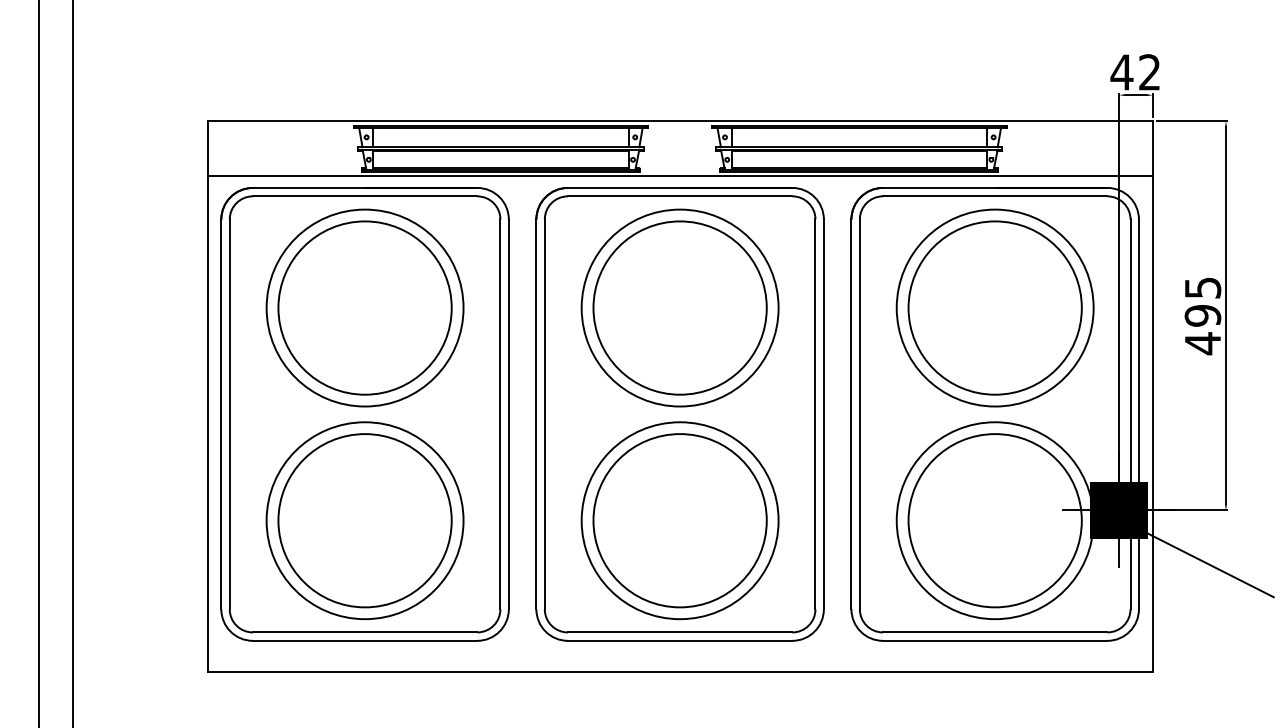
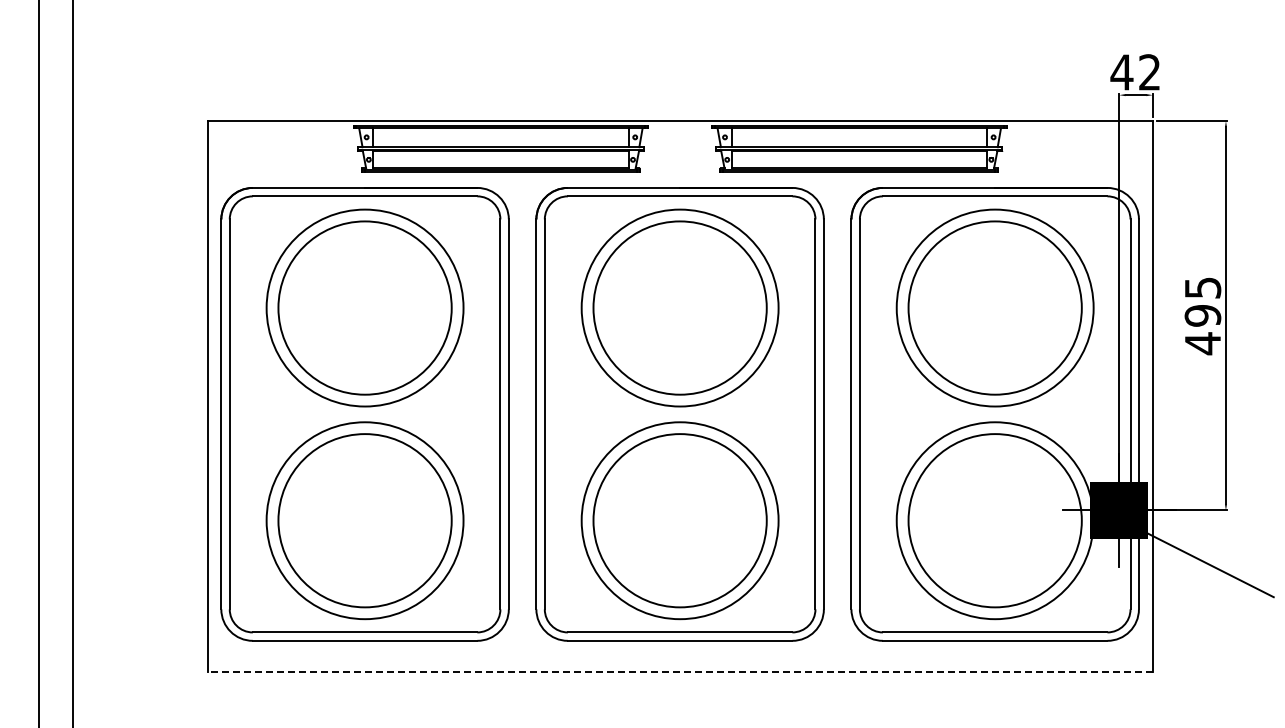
line: present -> none (679, 176)
line: solid -> dashed (680, 672)
